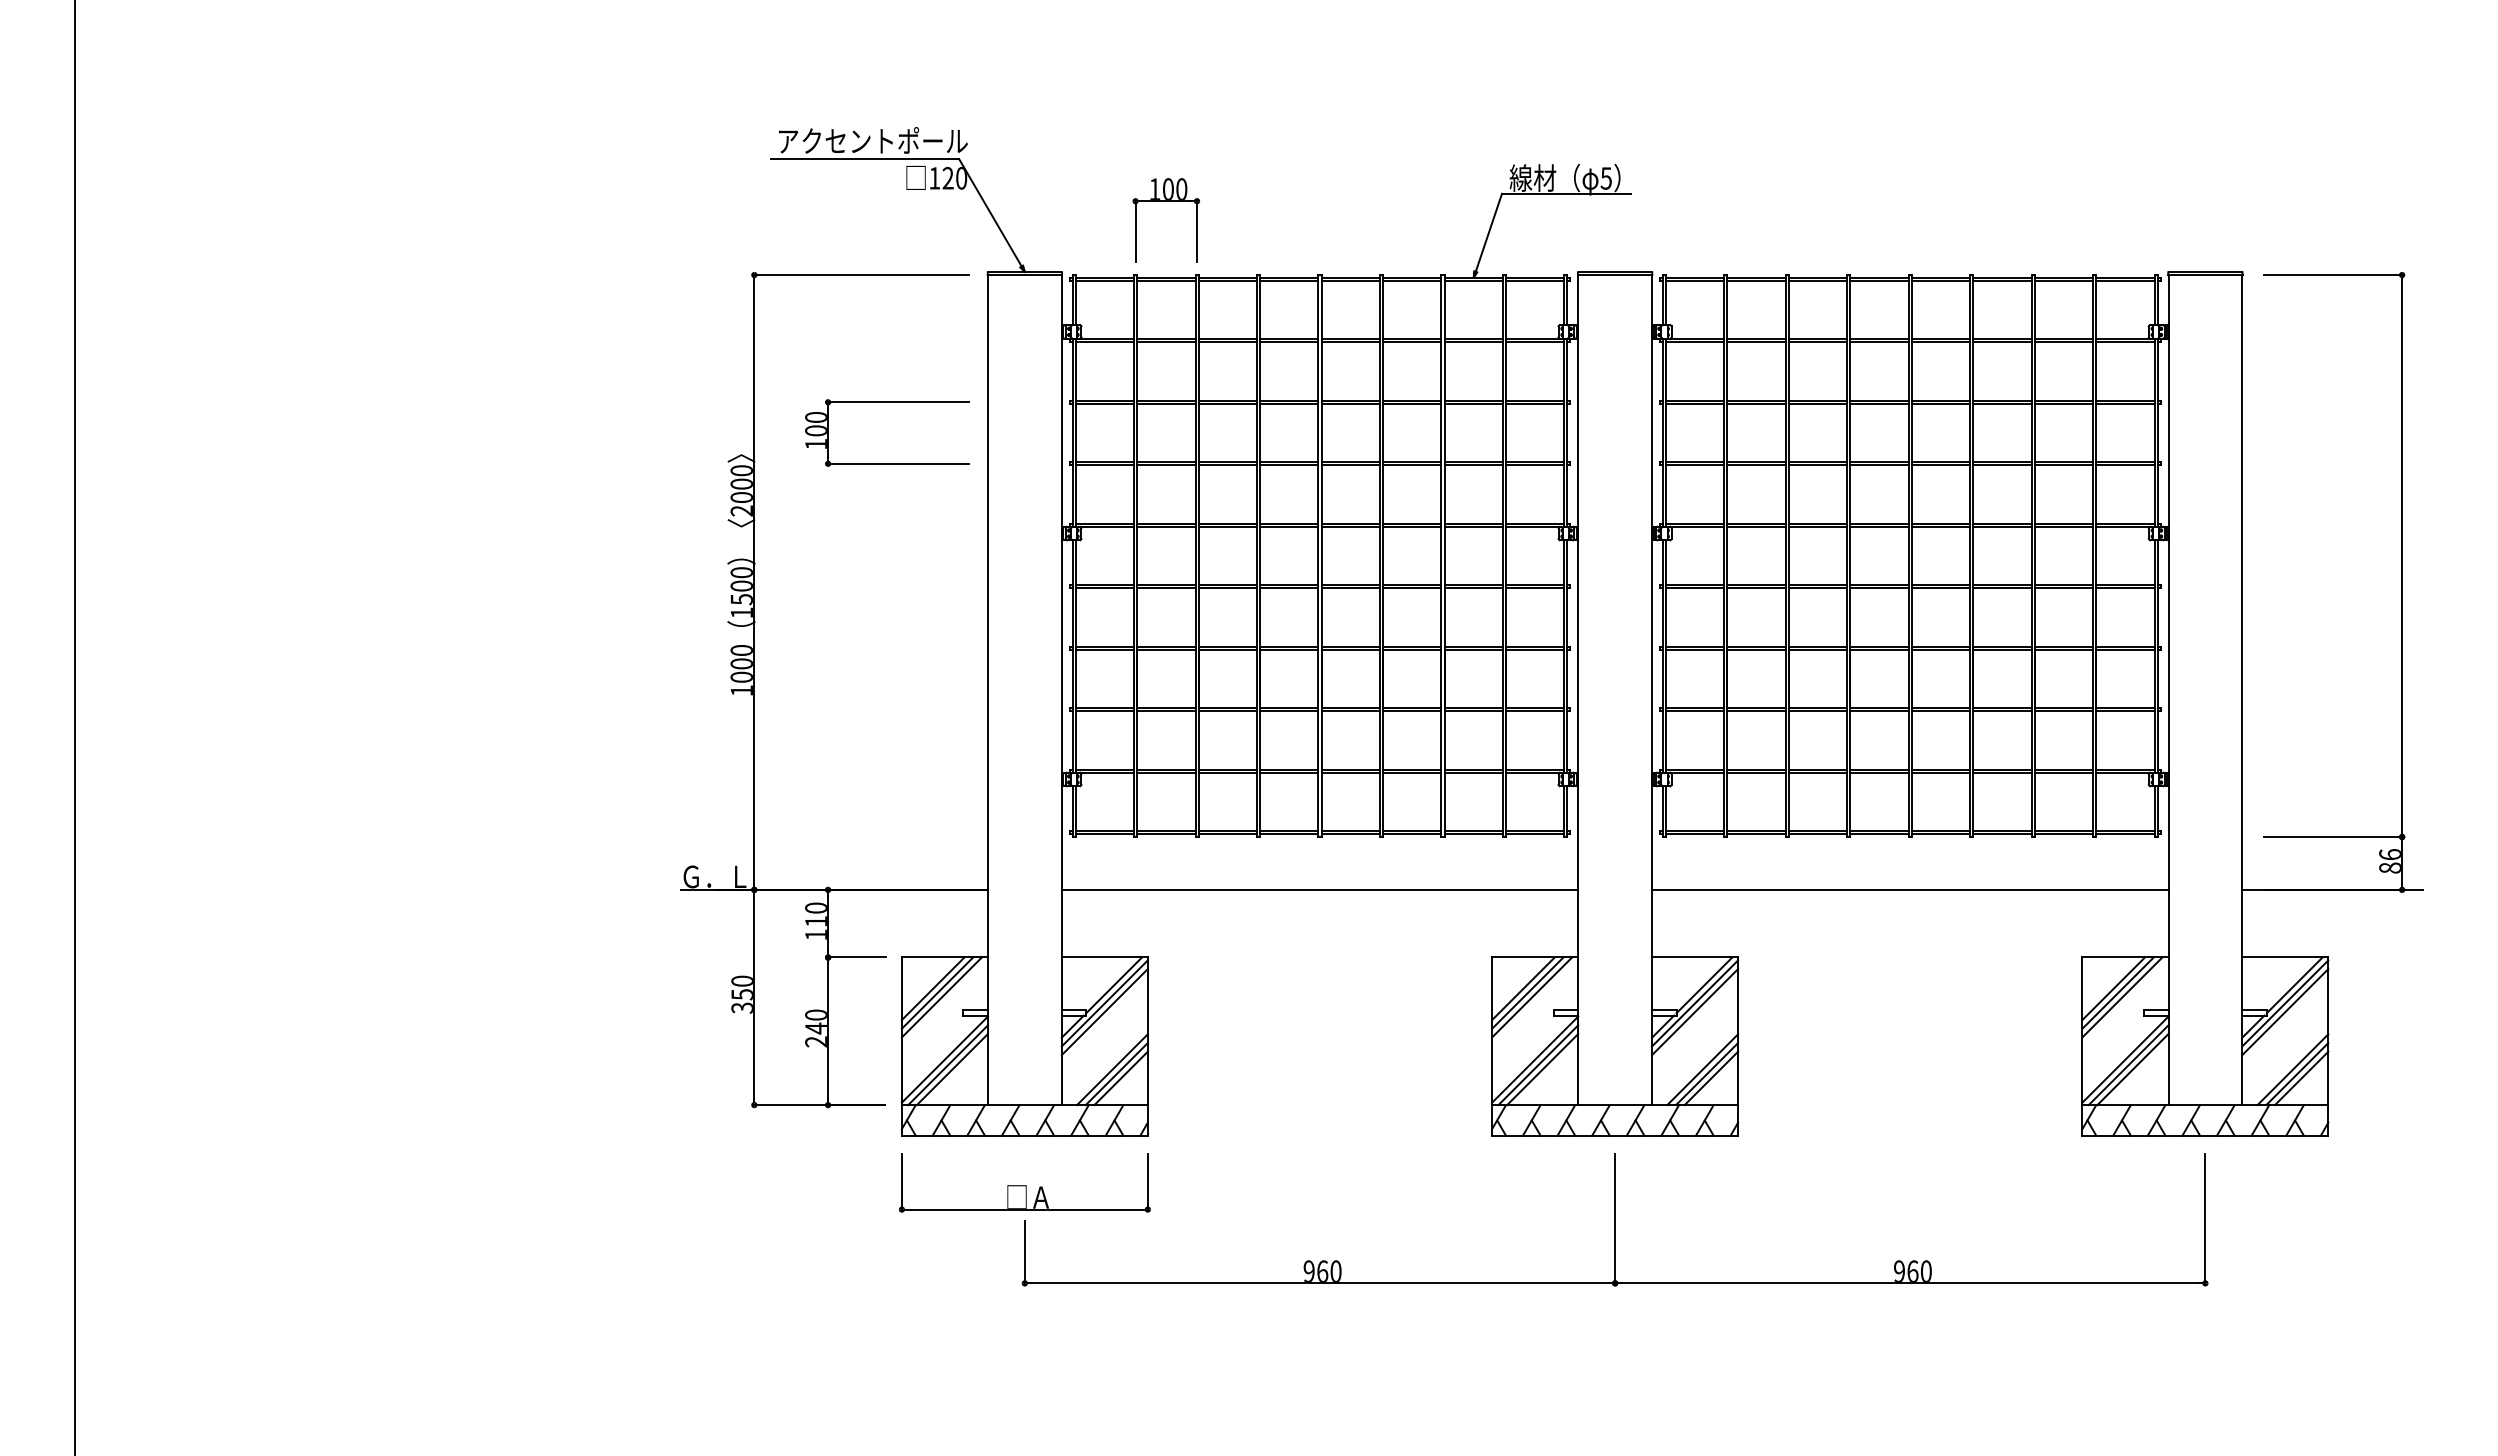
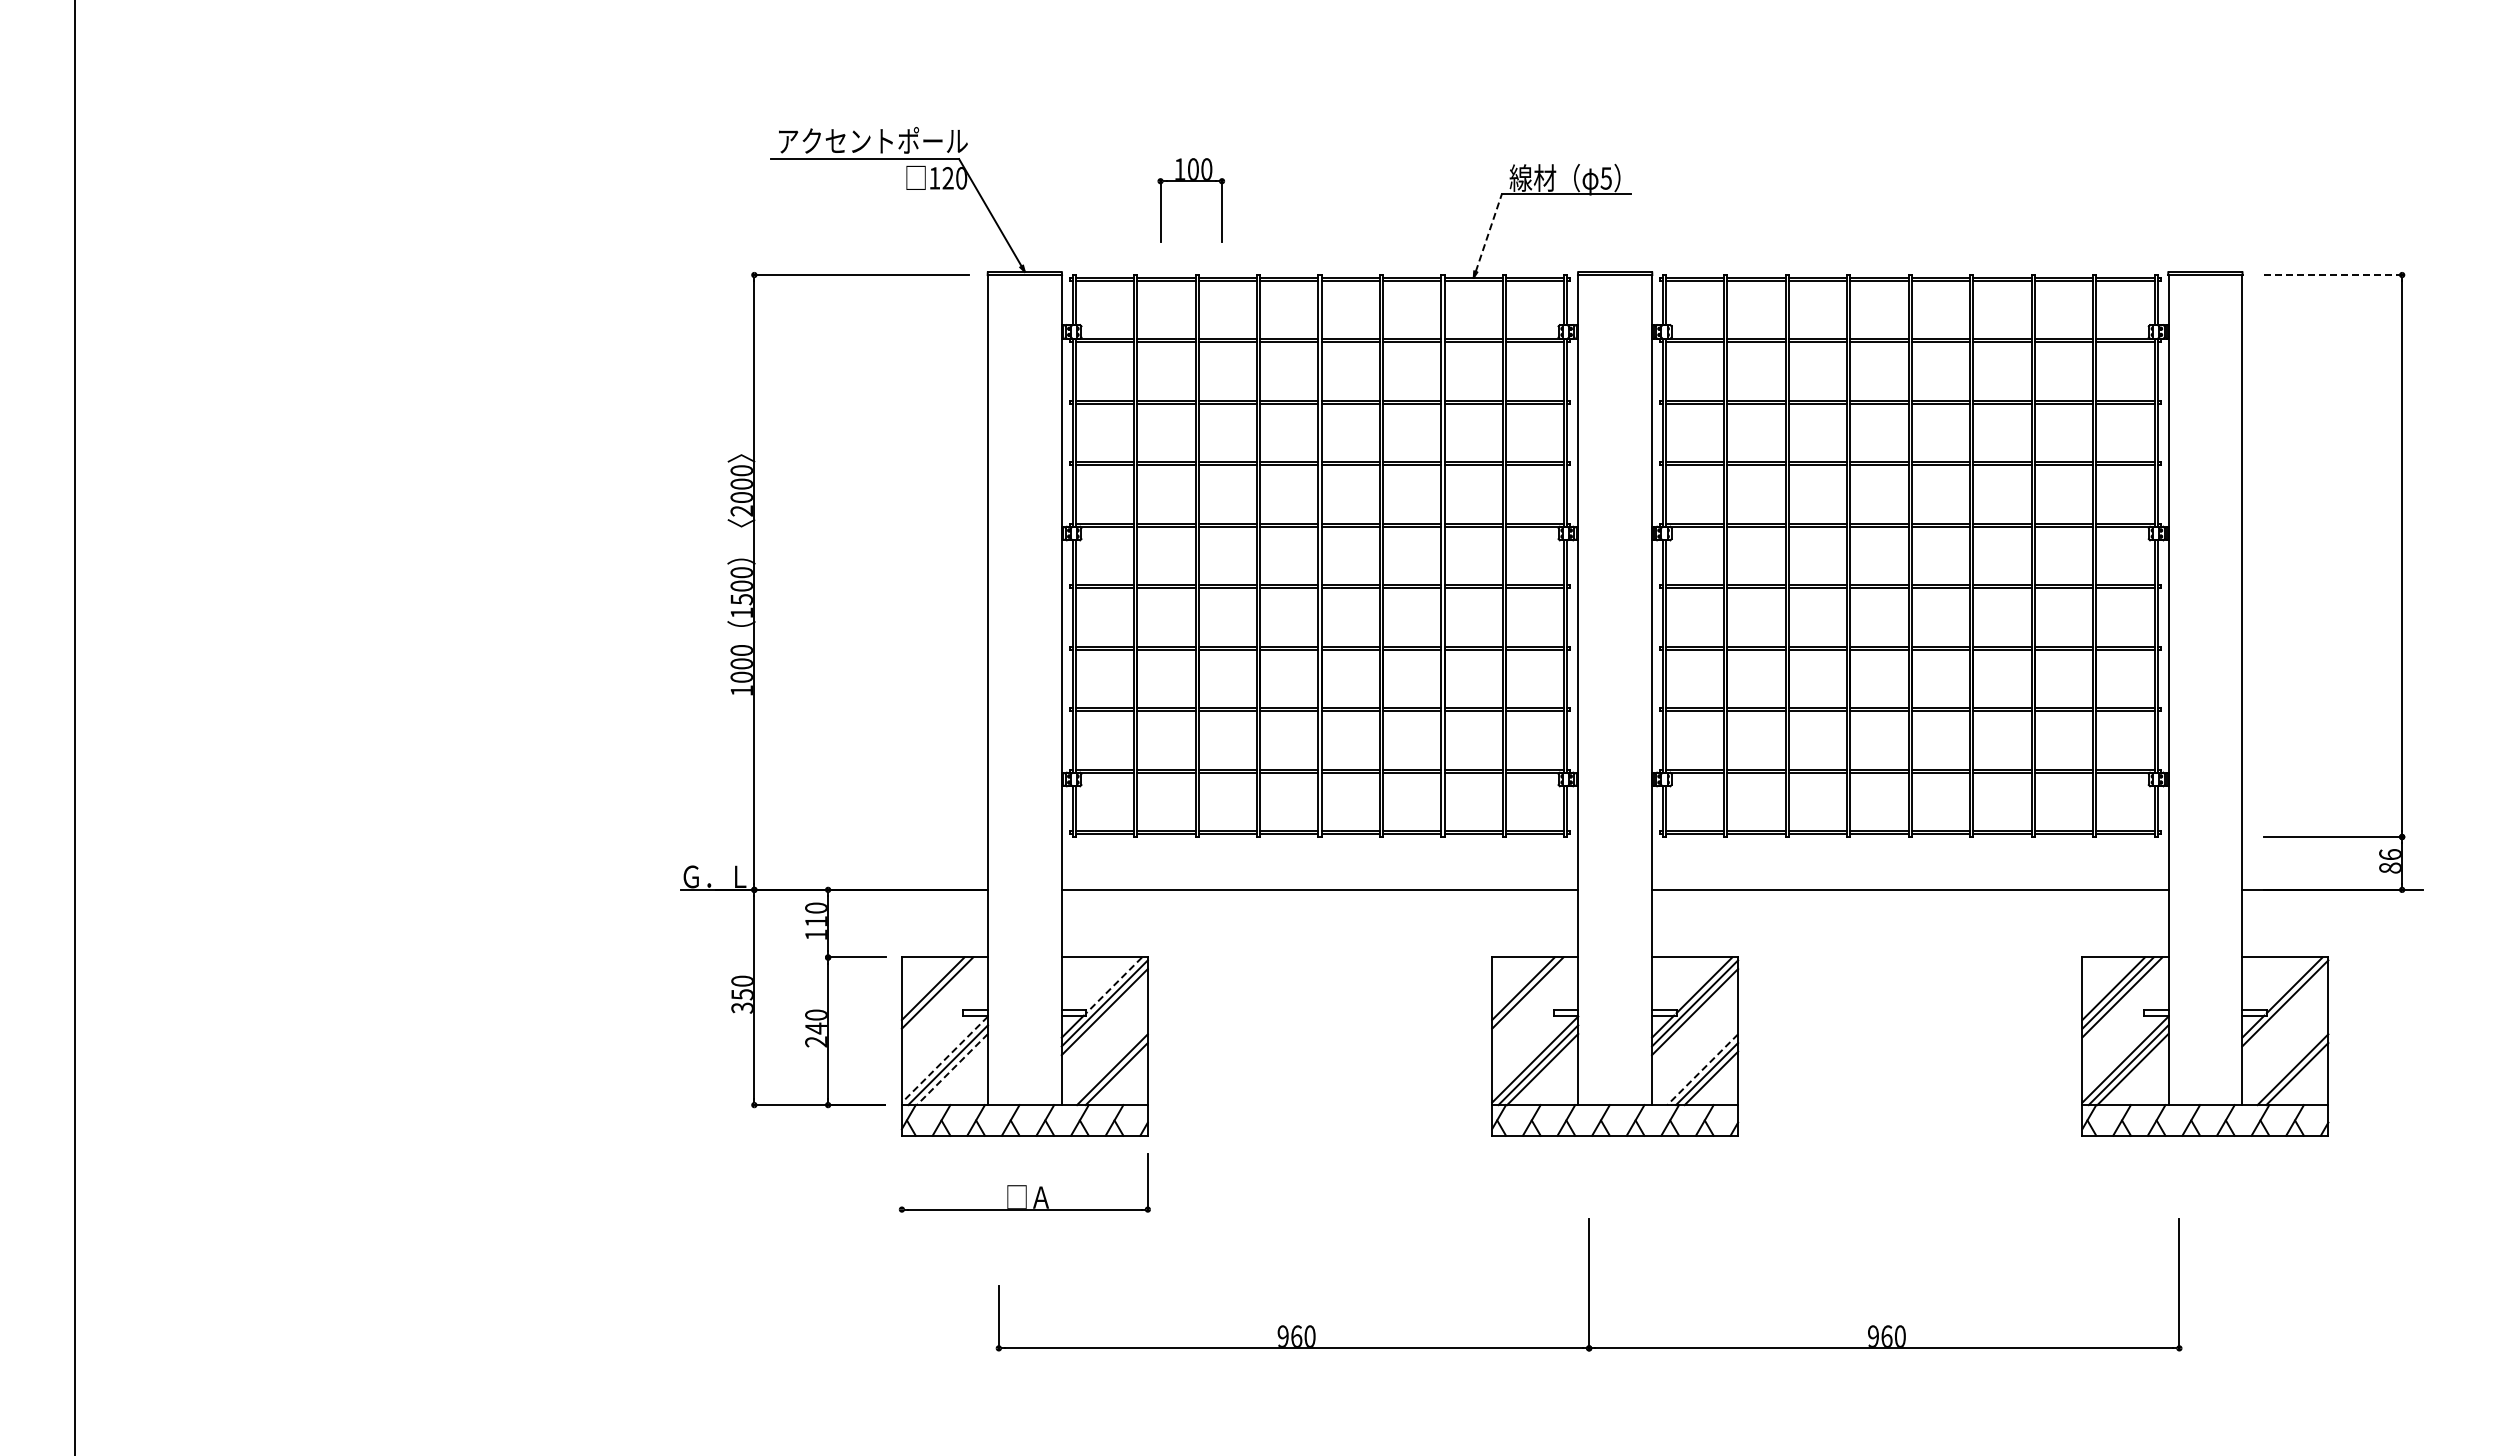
part position: (1166, 201) -> (1191, 181) (1191, 181)
line: solid -> dashed (1489, 232)
line: solid -> dashed (2333, 275)
part: present -> none (887, 402)
line: solid -> dashed (1113, 985)
line: present -> none (941, 997)
line: present -> none (1532, 997)
line: present -> none (2285, 1012)
line: solid -> dashed (944, 1059)
line: solid -> dashed (952, 1069)
line: solid -> dashed (1702, 1070)
line: present -> none (1120, 1078)
line: present -> none (2301, 1078)
line: present -> none (901, 1182)
part position: (1614, 1219) -> (1588, 1284) (1588, 1284)
